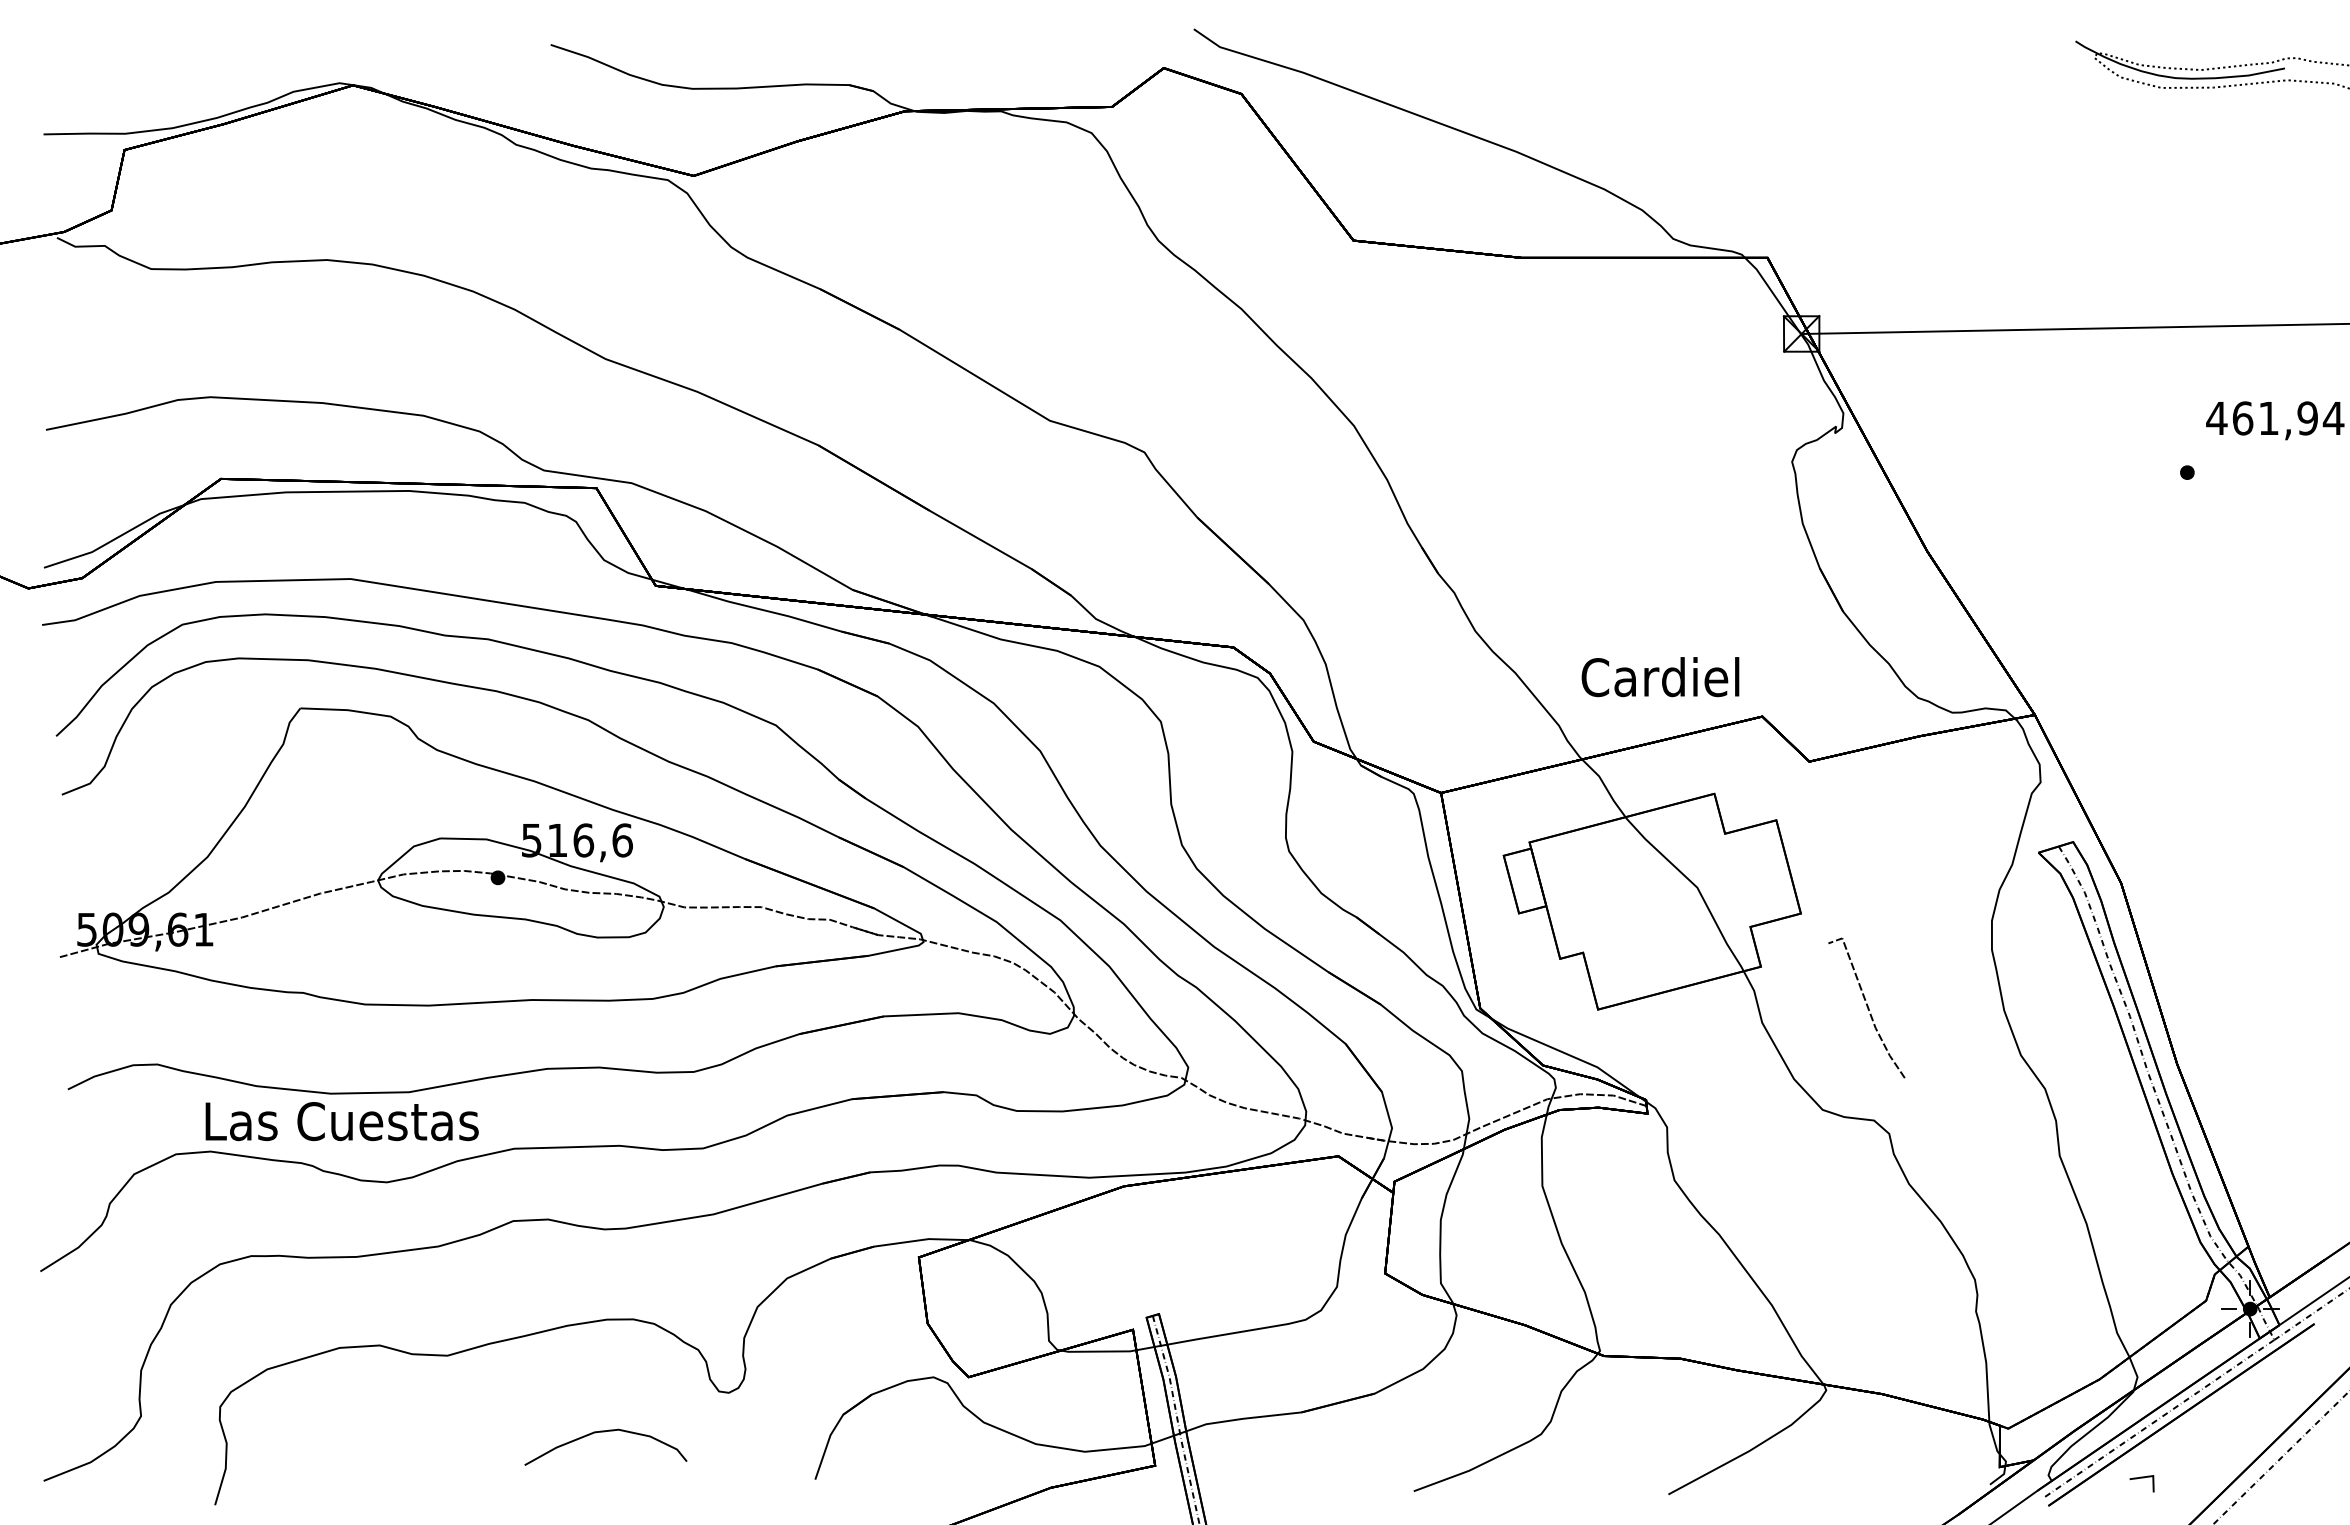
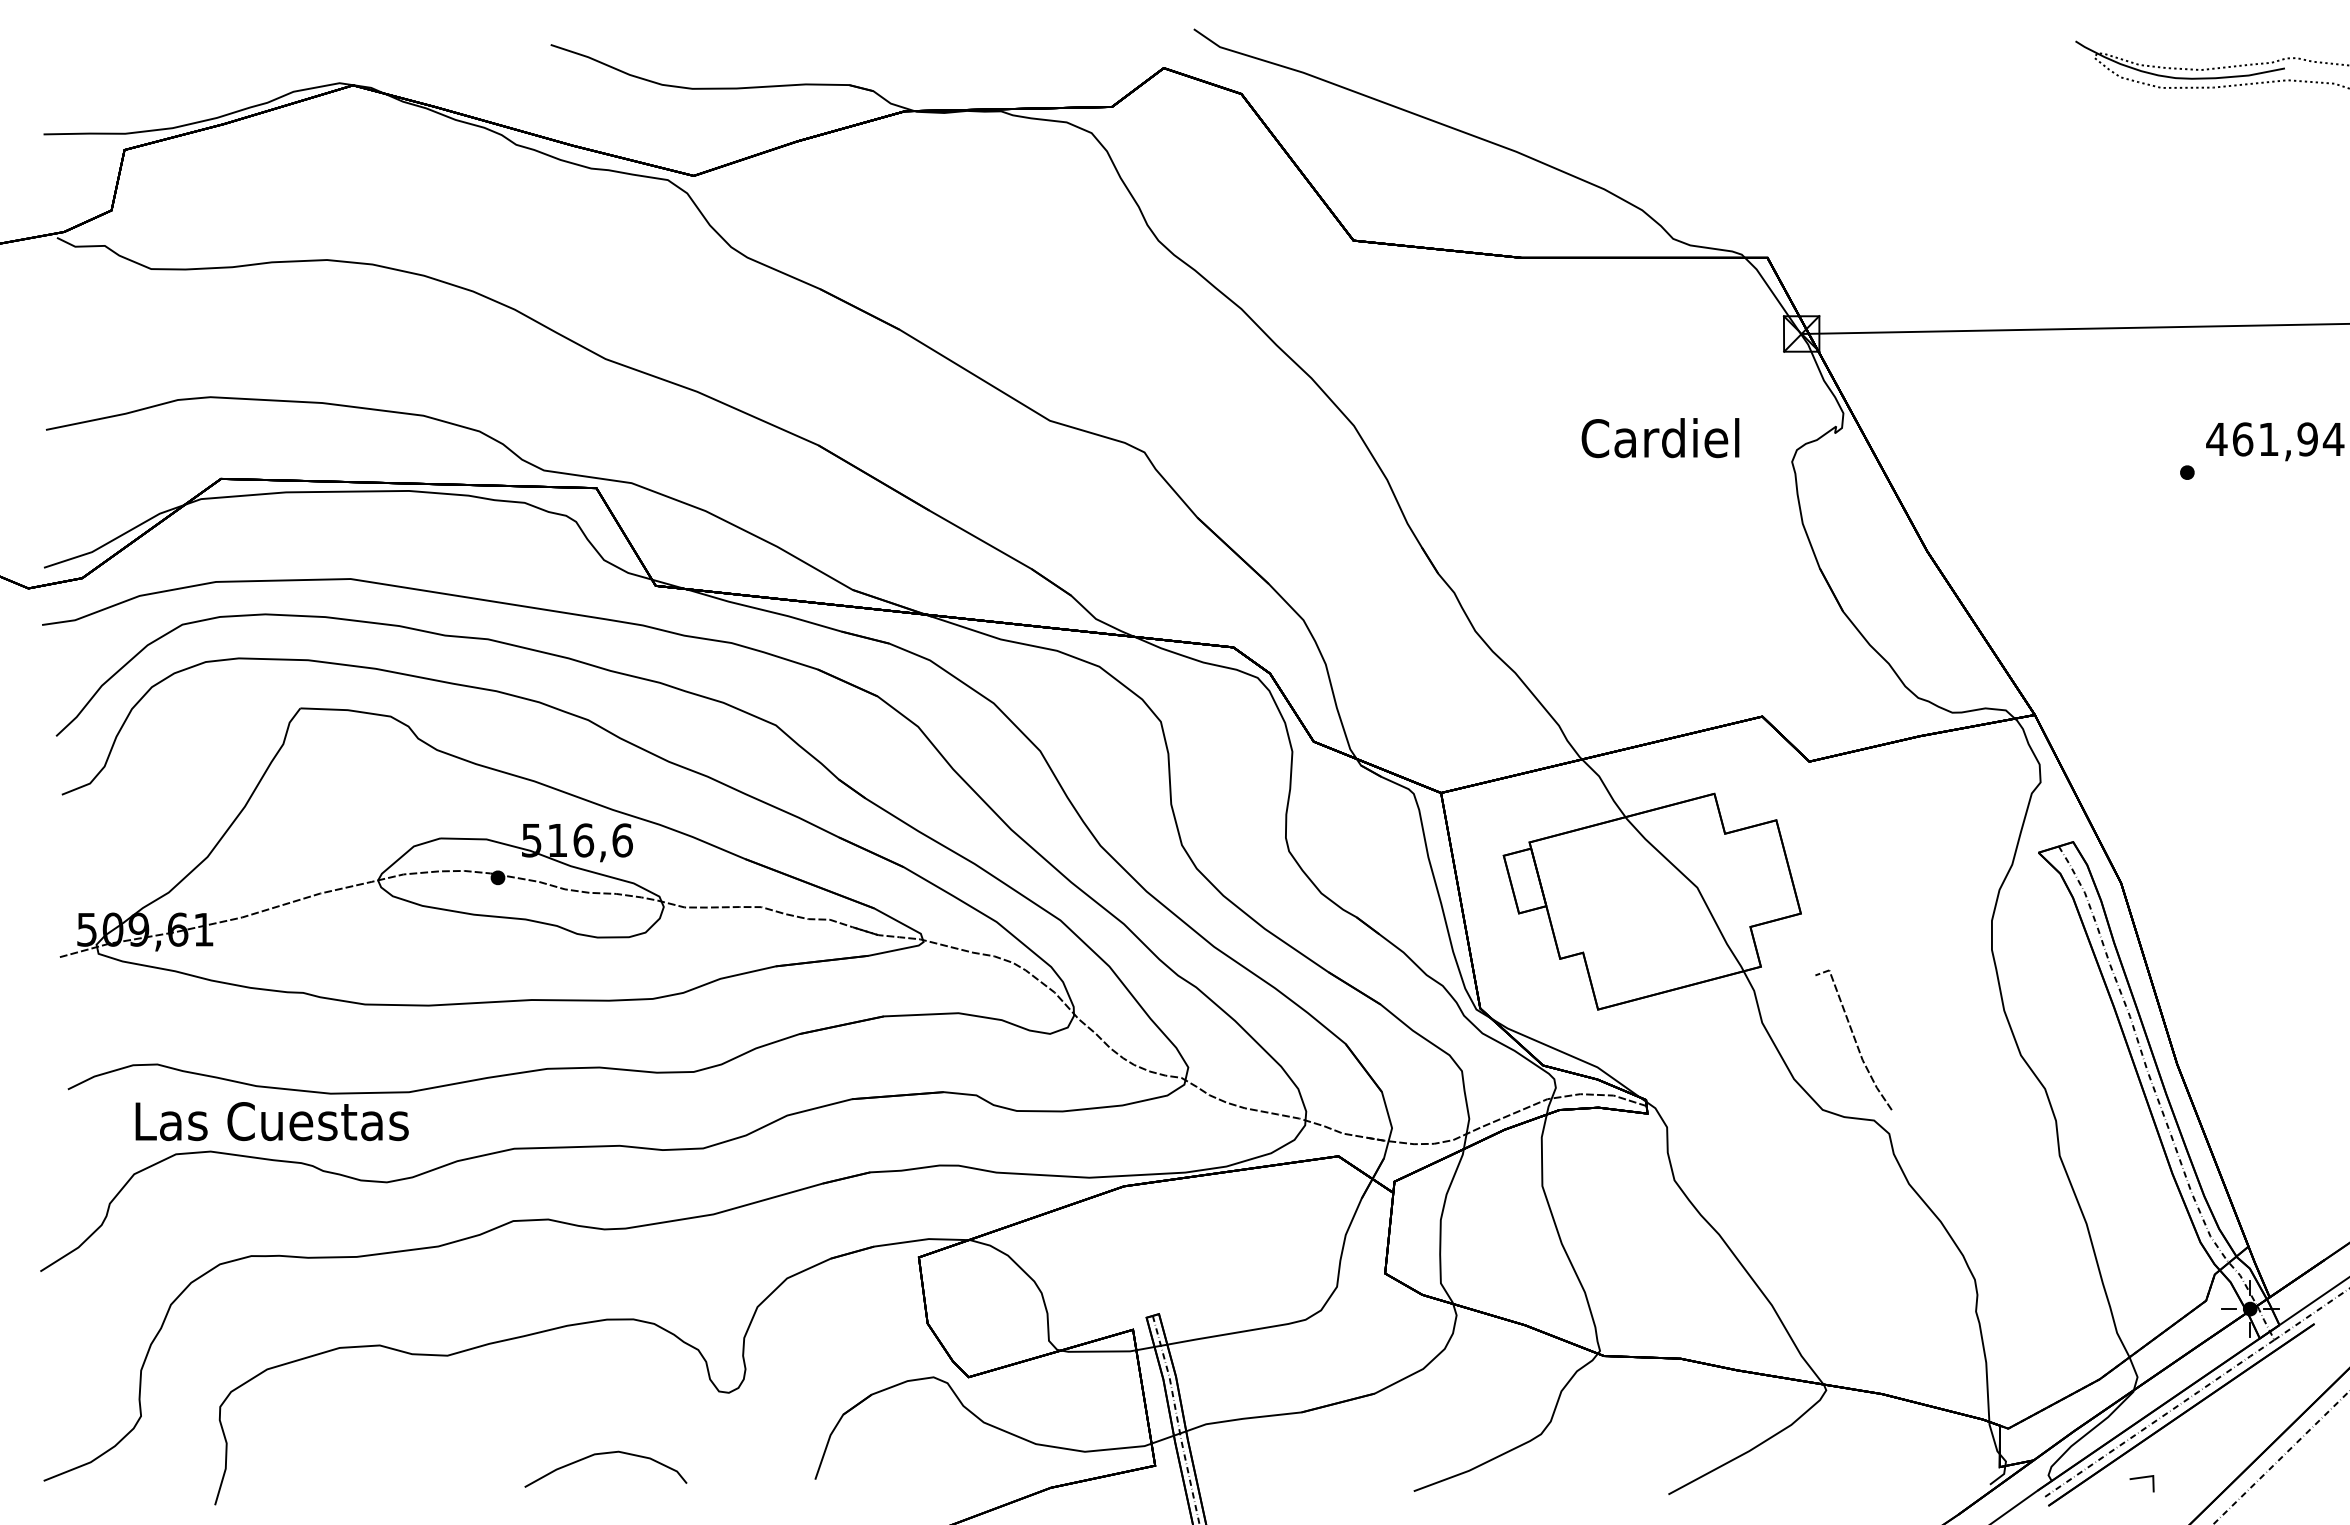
text position: (2275, 420) -> (2275, 441) (2275, 441)
text position: (1660, 677) -> (1660, 438) (1660, 438)
line position: (1866, 1006) -> (1853, 1038) (1853, 1038)
text position: (341, 1121) -> (271, 1121) (271, 1121)
curve position: (605, 1432) -> (605, 1454) (605, 1454)
